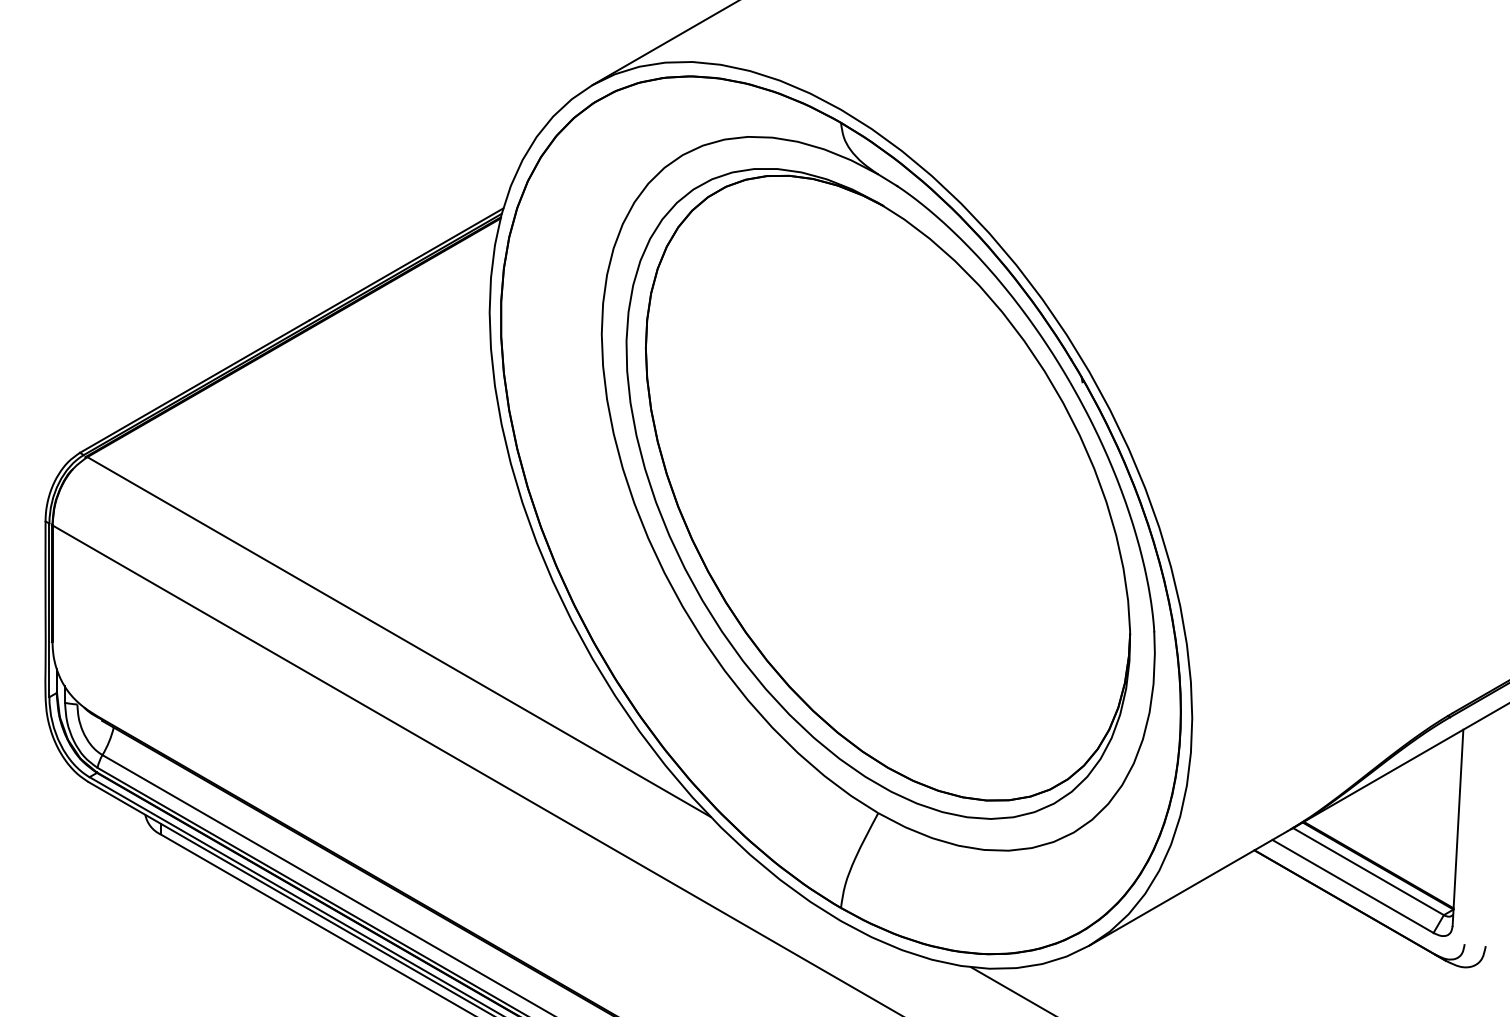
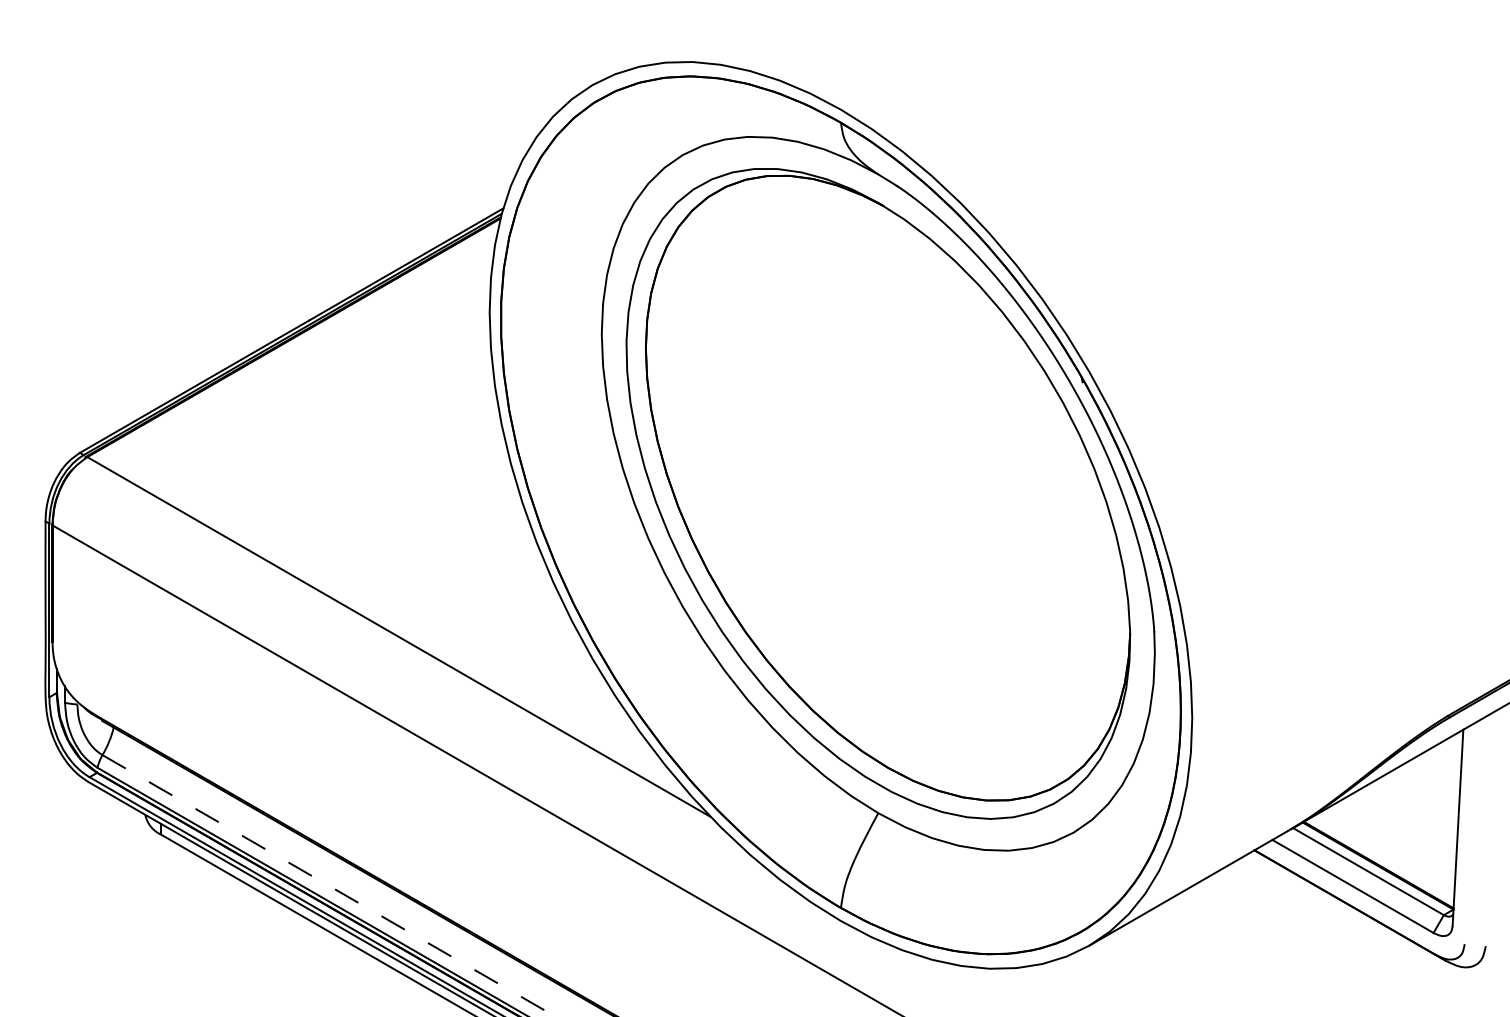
line: present -> none (664, 43)
line: solid -> dashed (329, 886)
line: present -> none (1011, 990)
